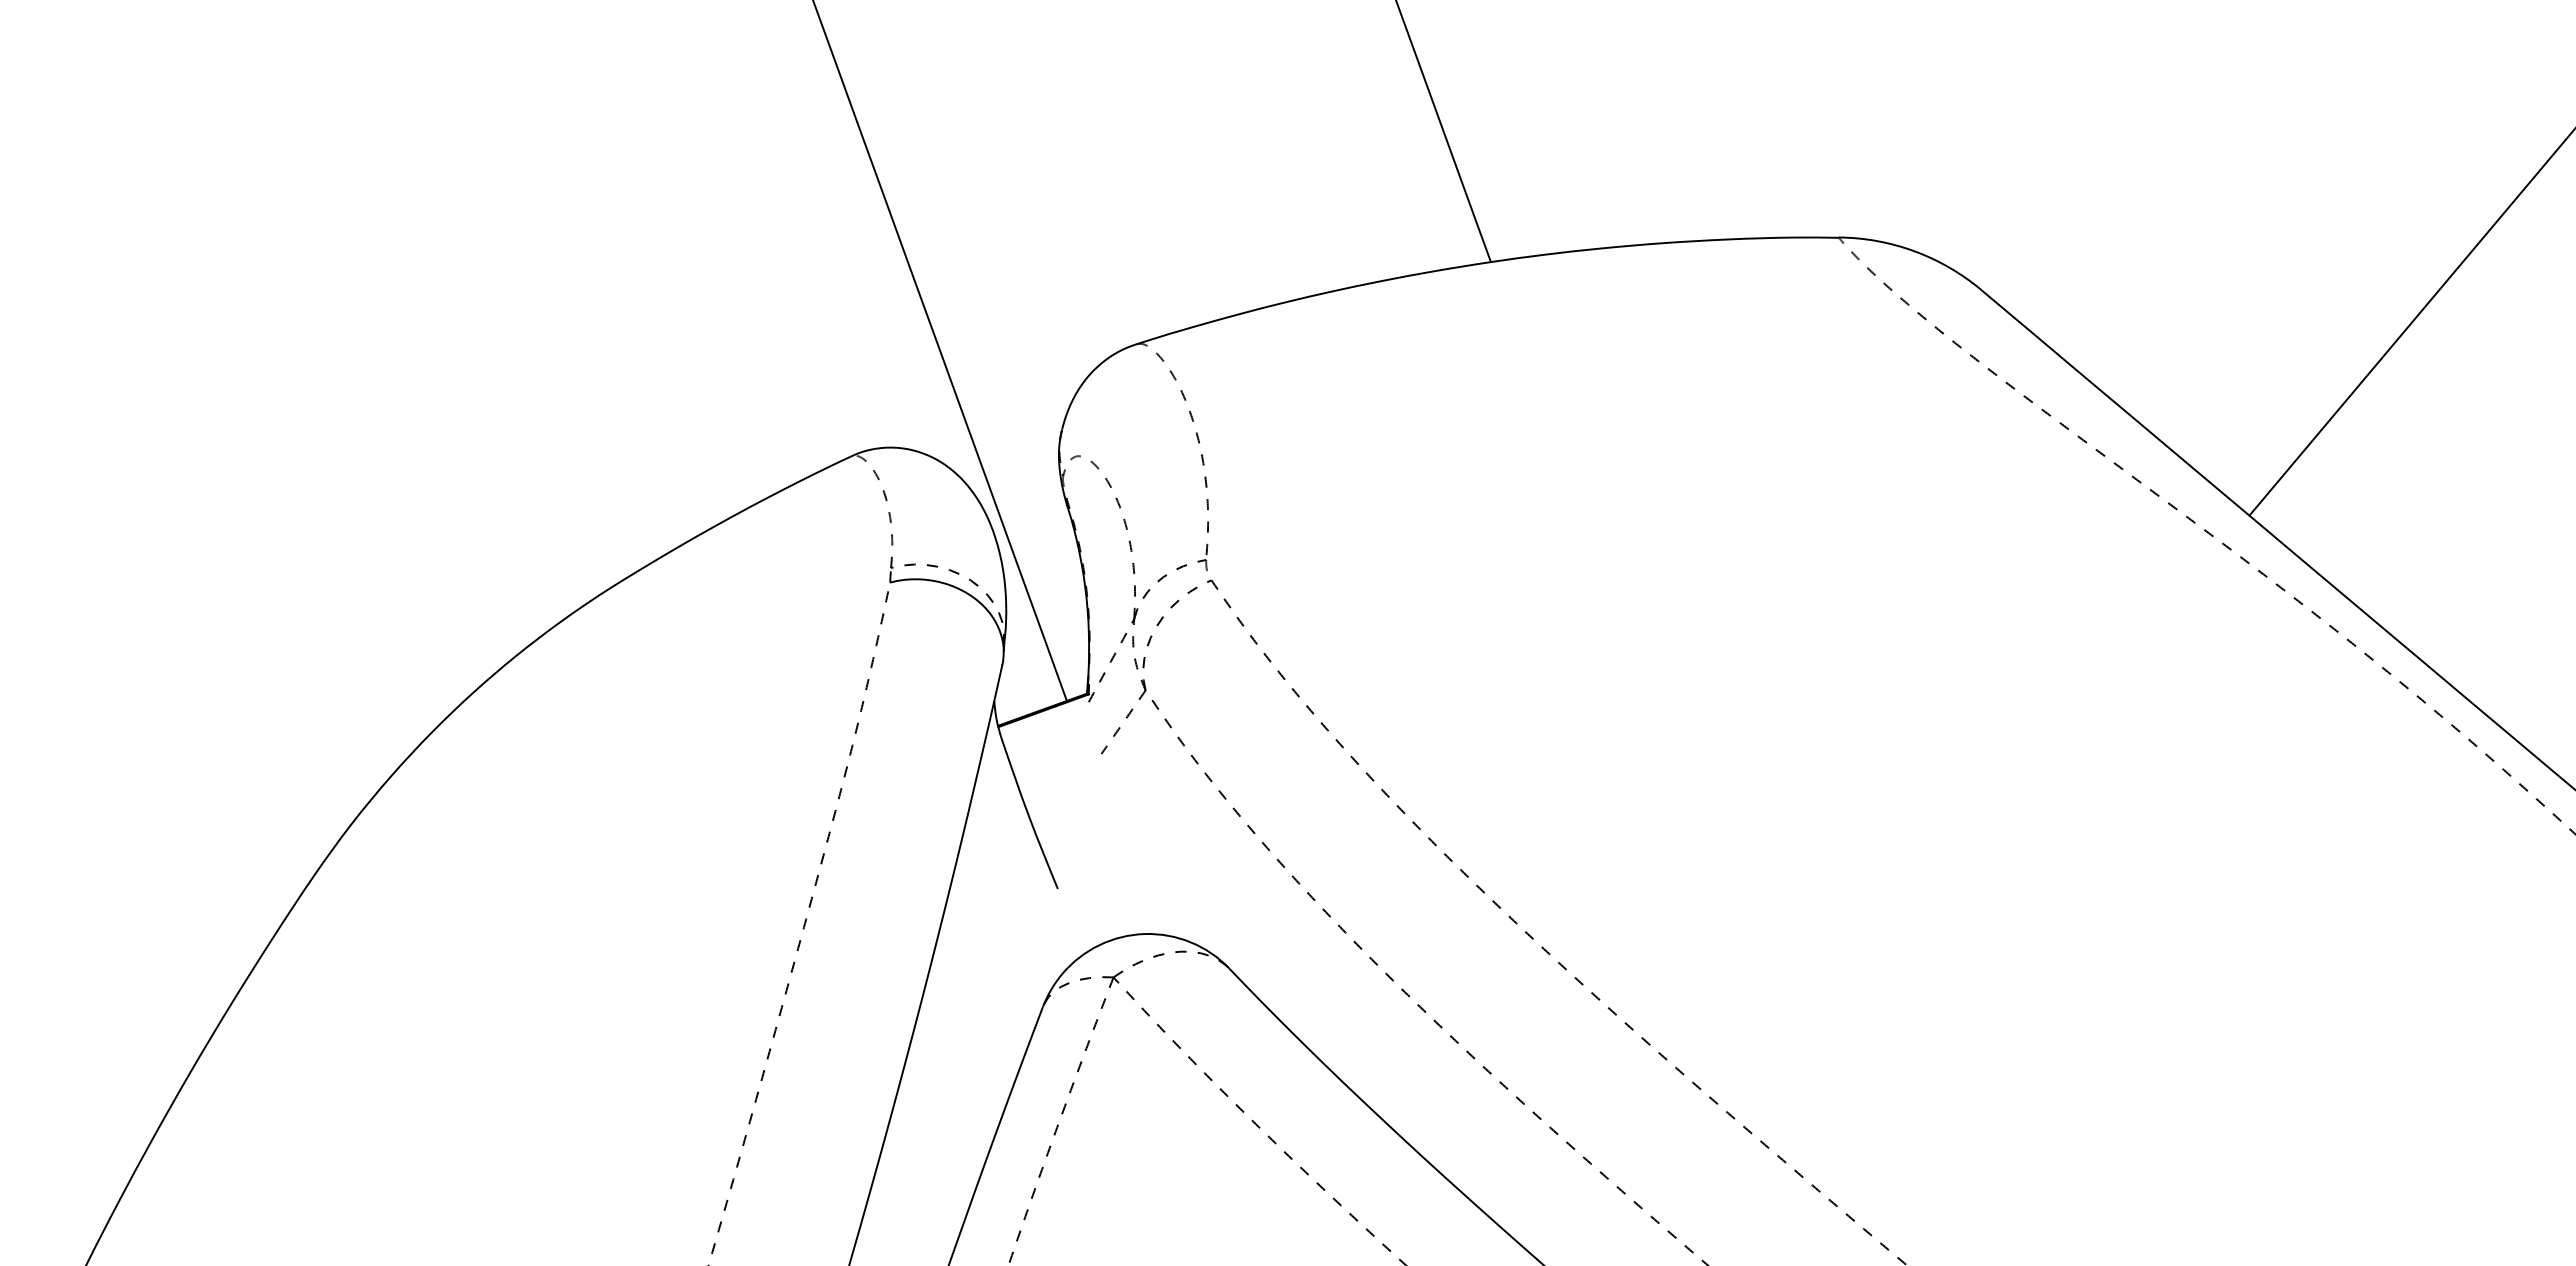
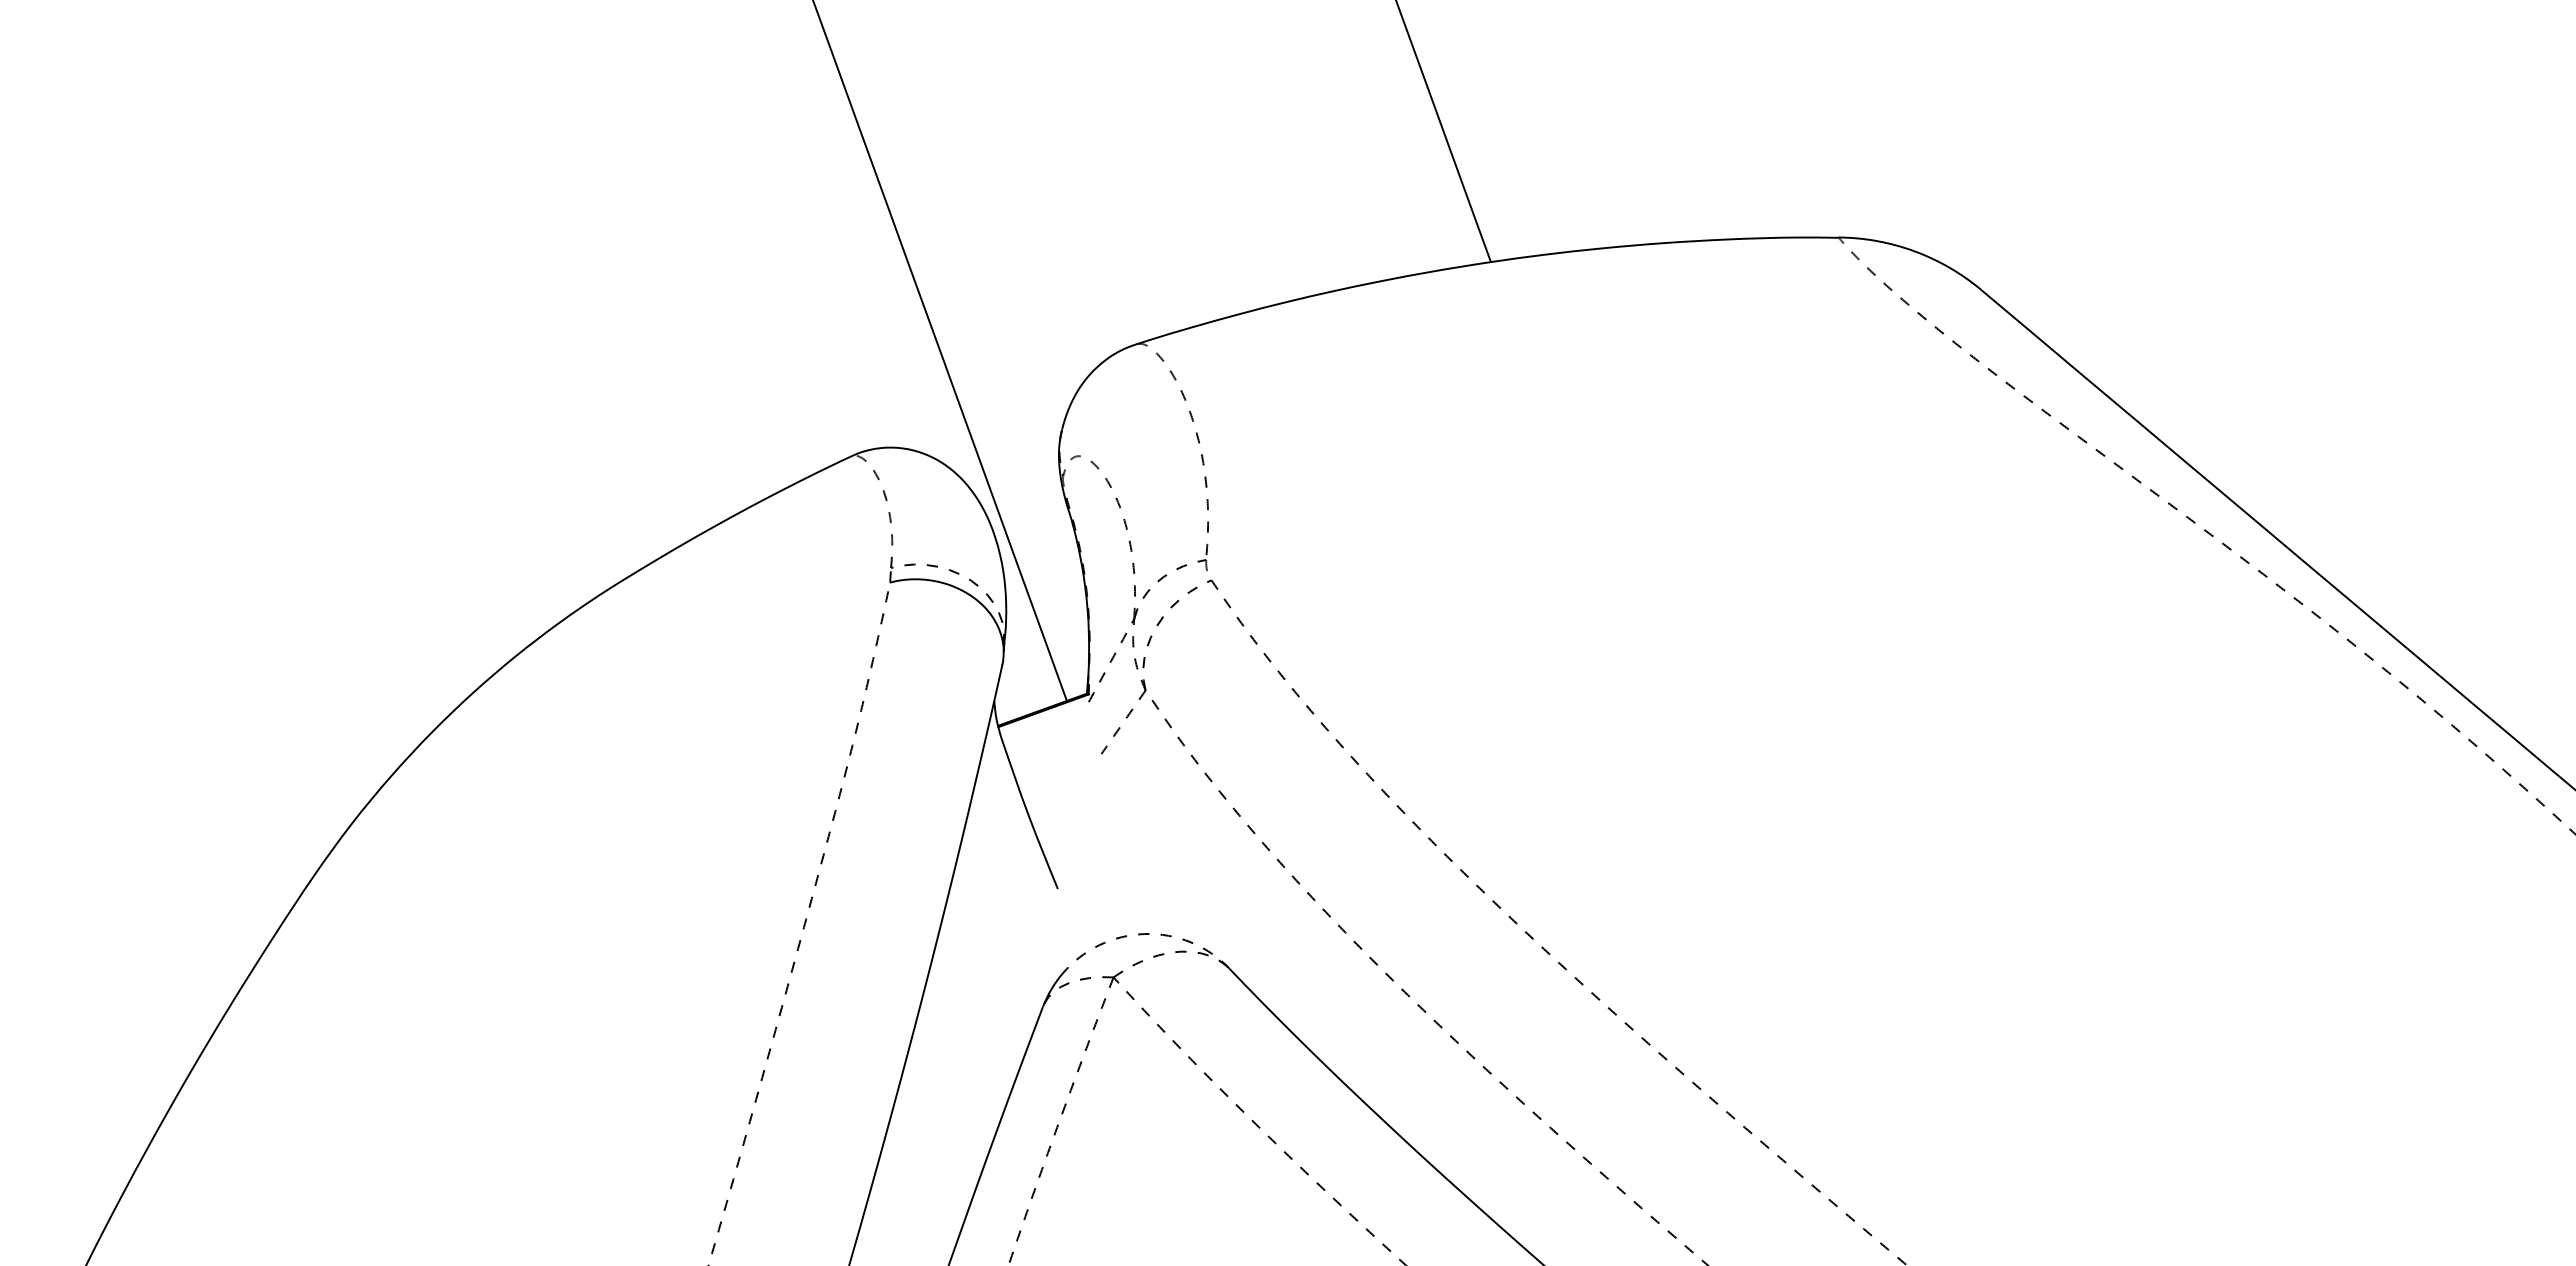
line: present -> none (2410, 323)
arc: solid -> dashed (1144, 934)
